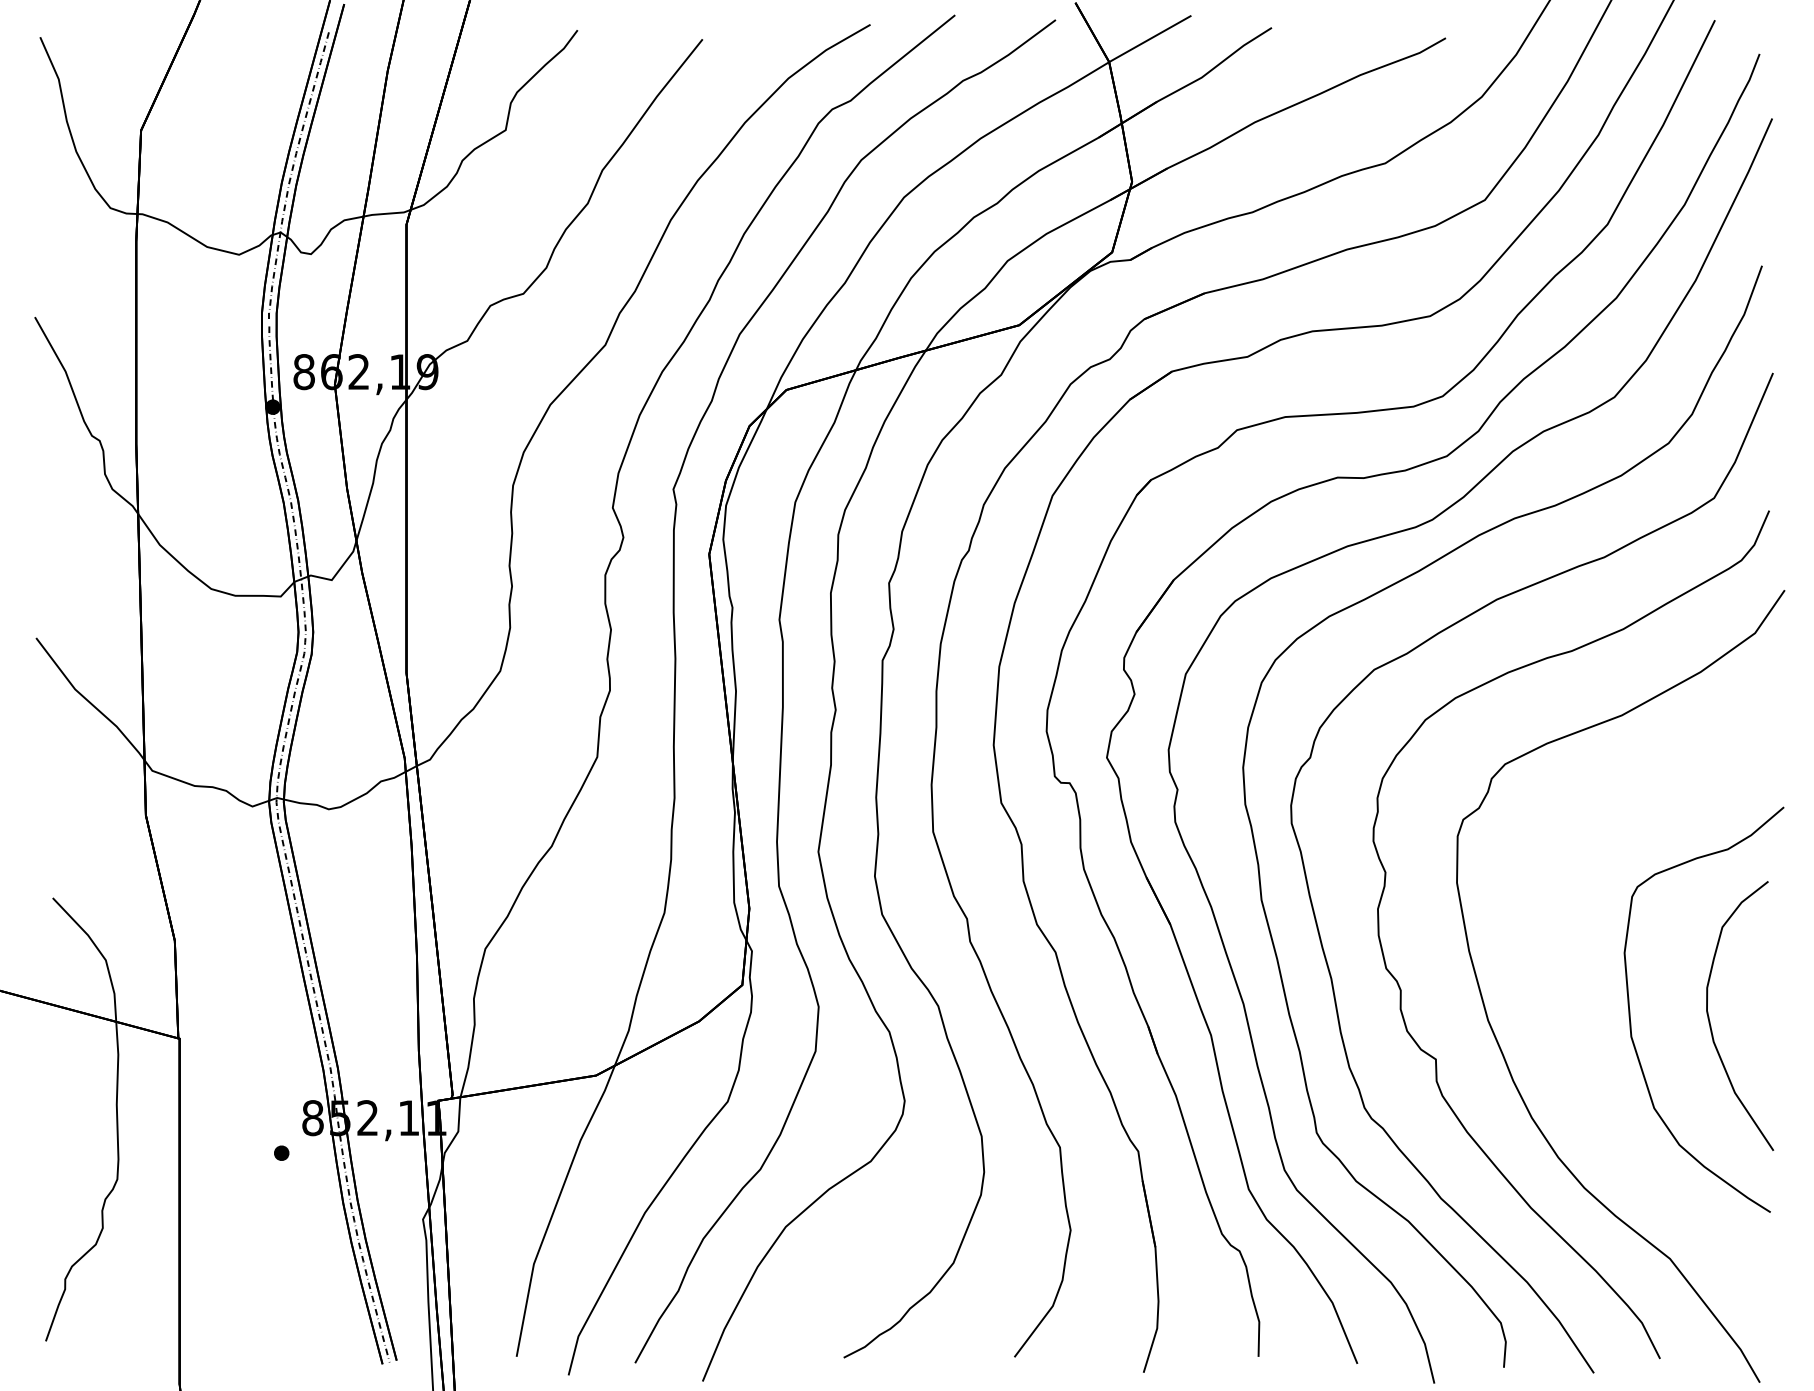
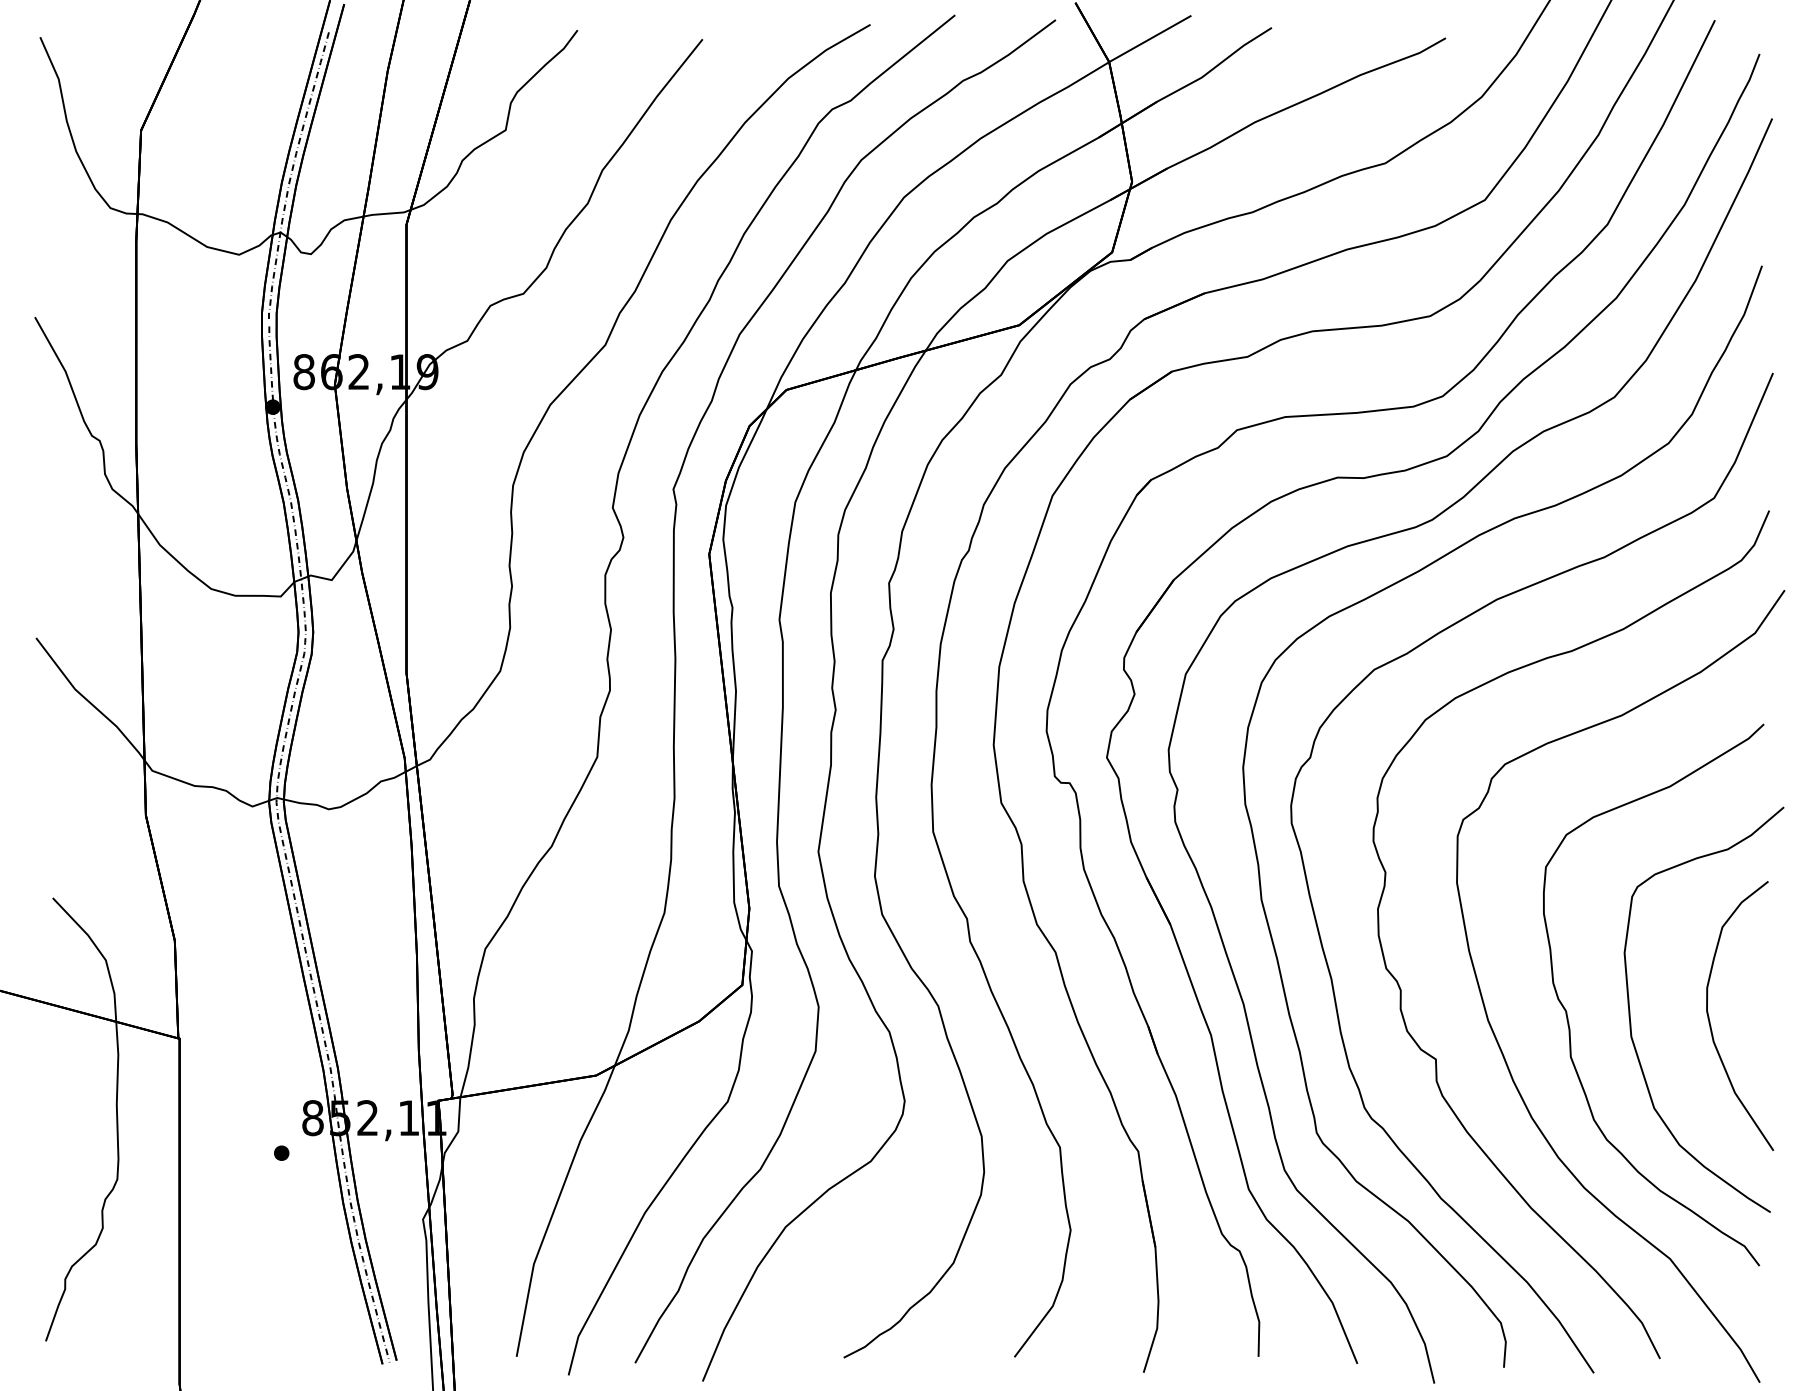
curve: none -> present (1567, 1012)
